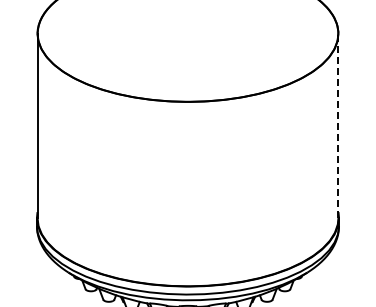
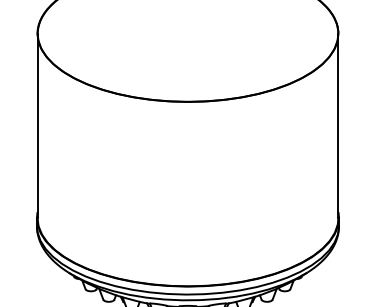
line: dashed -> solid (338, 125)
